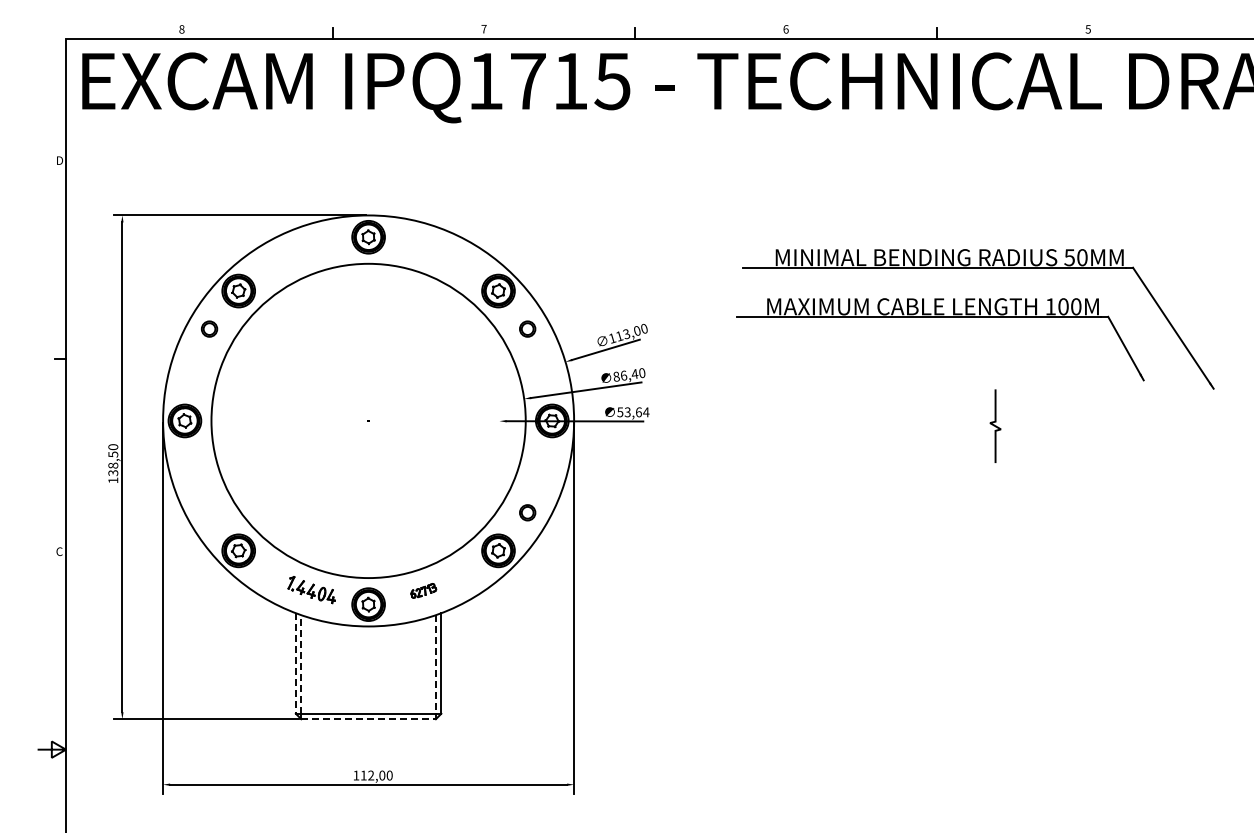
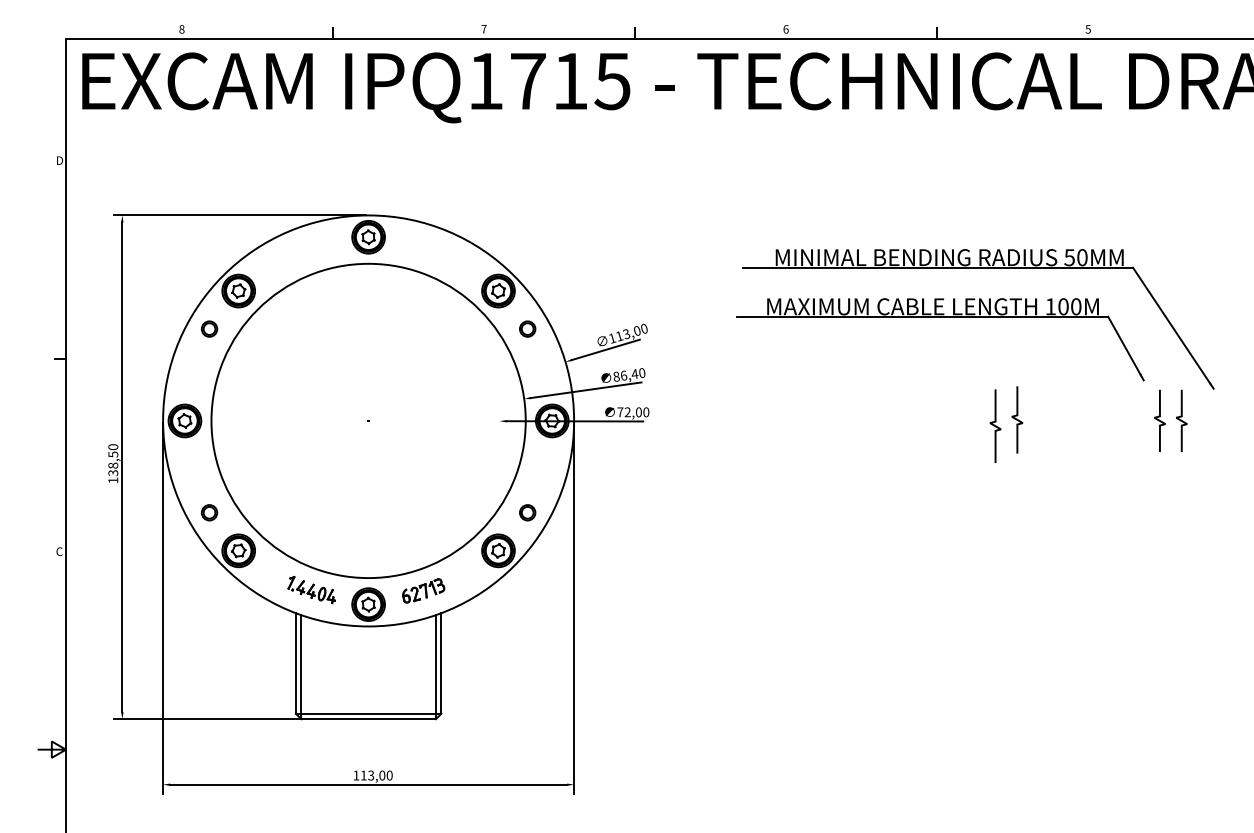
text: 53,64 -> 72,00 (633, 412)
curve: none -> present (1017, 419)
curve: none -> present (1159, 420)
curve: none -> present (1181, 420)
part: none -> present (209, 512)
part size: 28x16 px -> 44x26 px (423, 590)
line: dashed -> solid (295, 663)
line: dashed -> solid (301, 663)
line: dashed -> solid (435, 664)
line: dashed -> solid (369, 719)
text: 112,00 -> 113,00 (371, 775)
